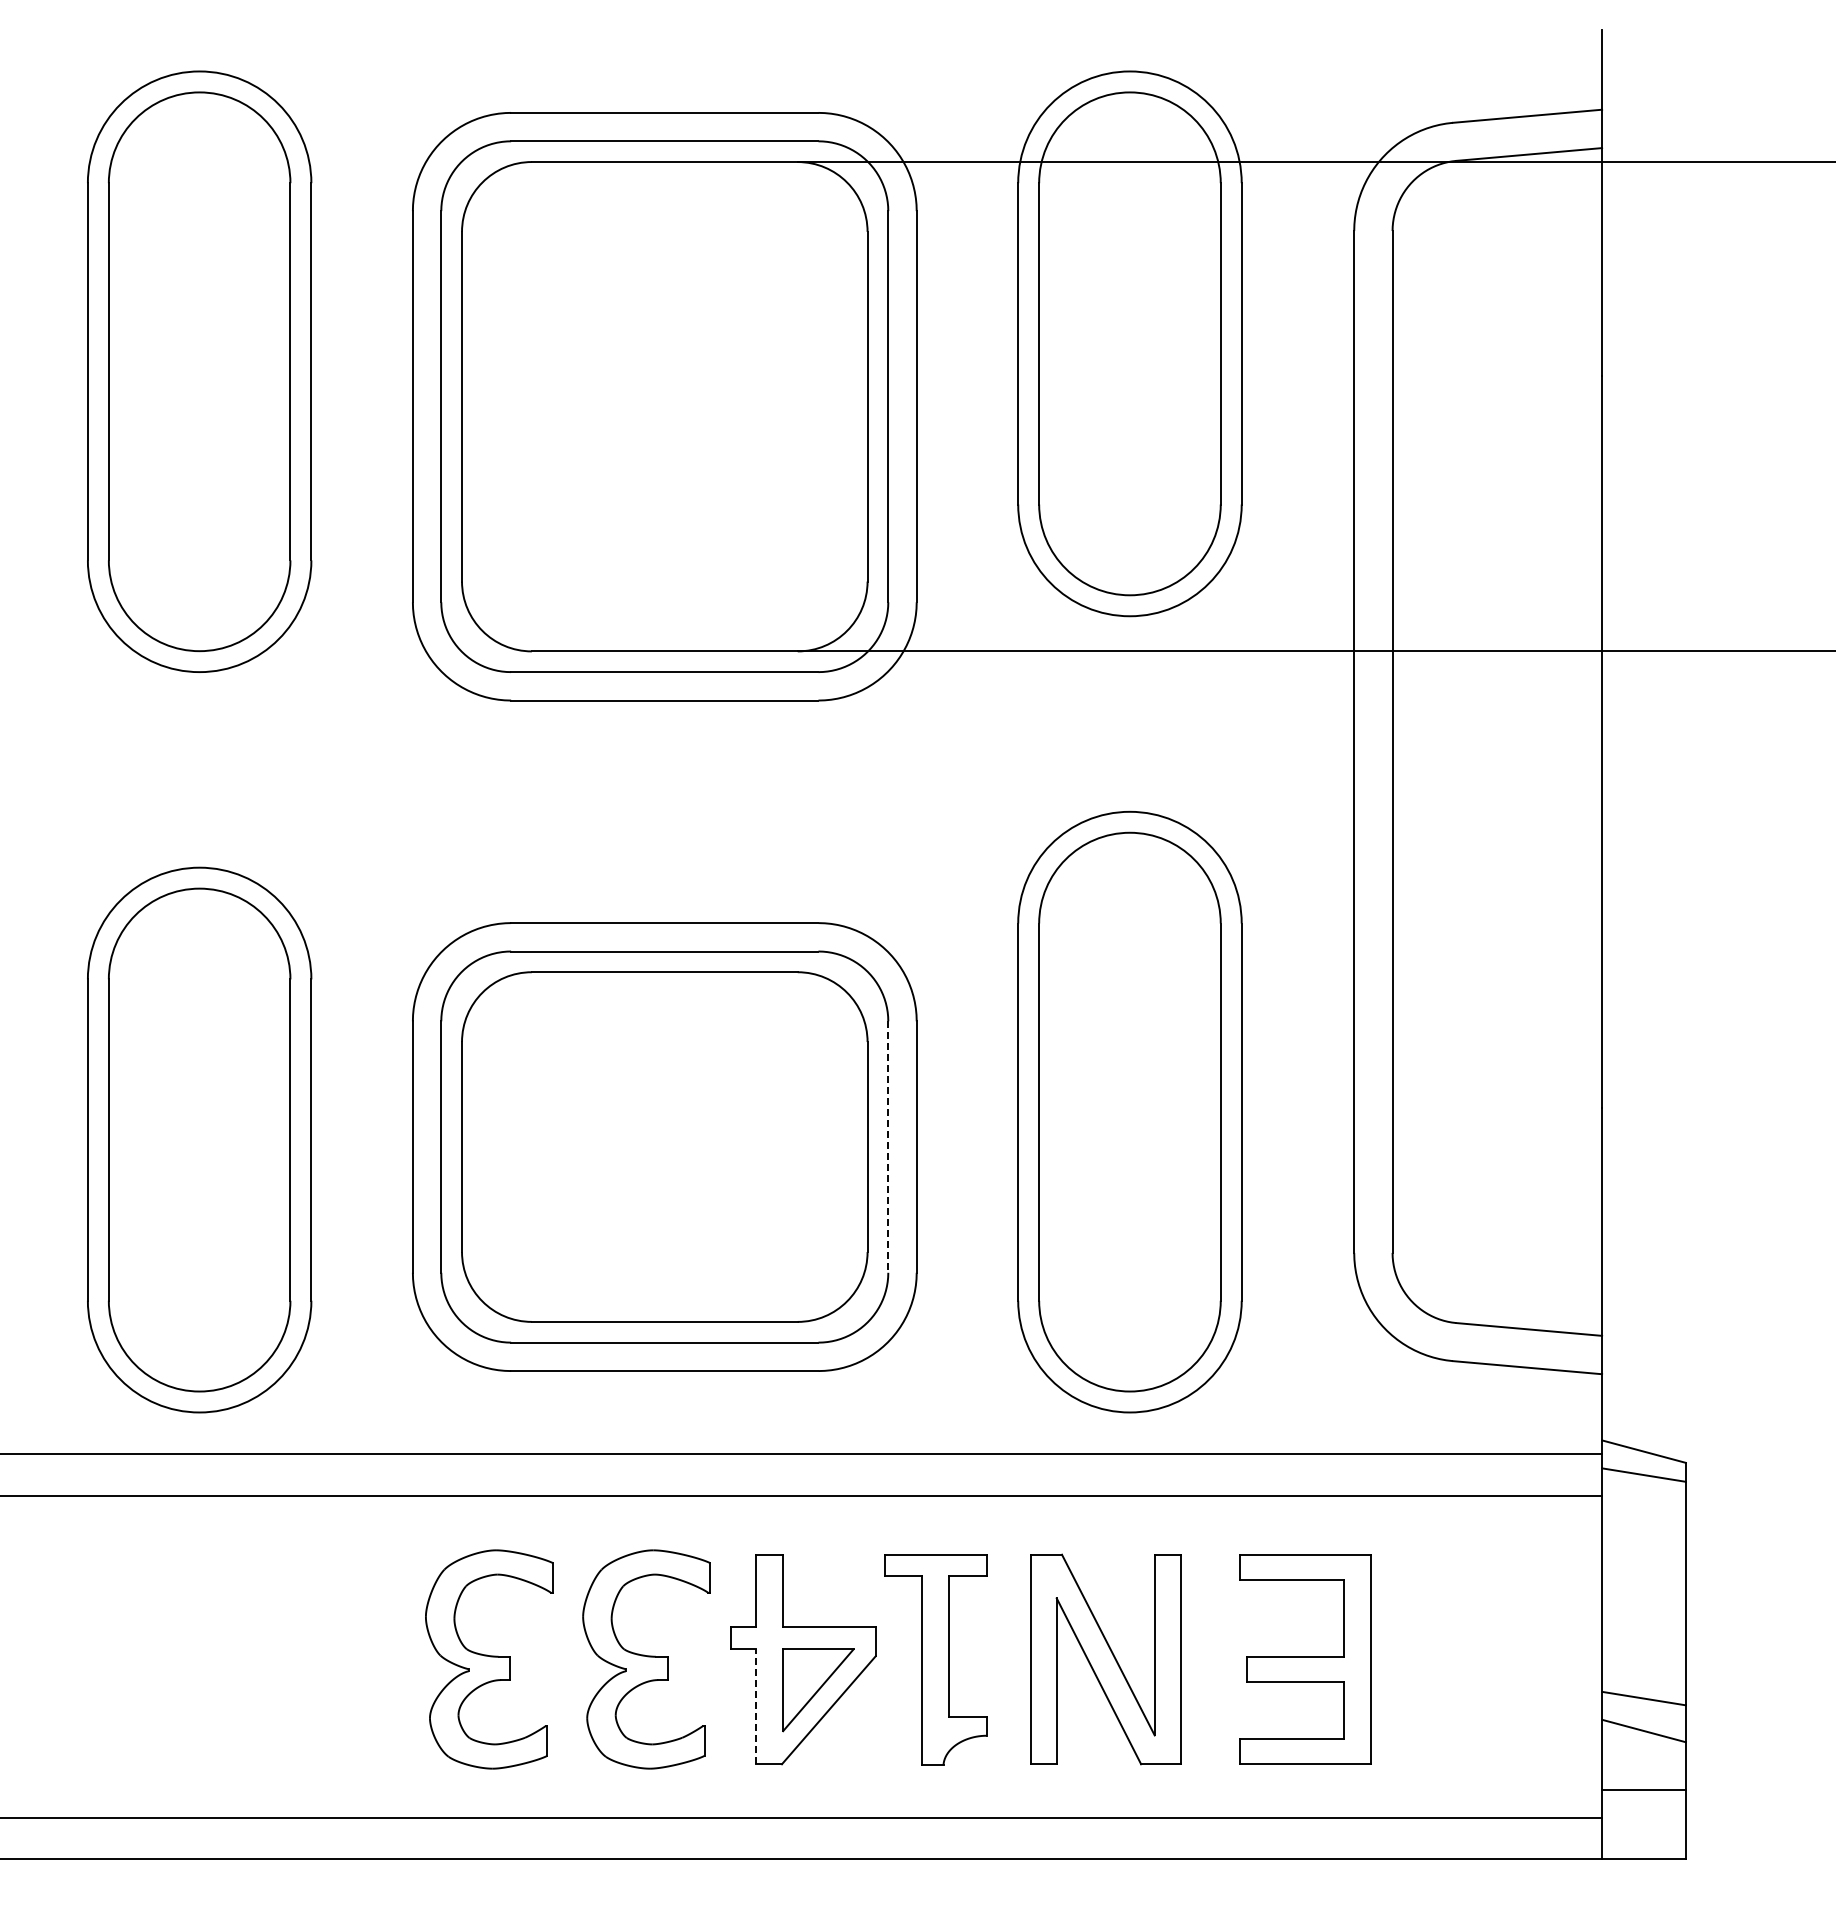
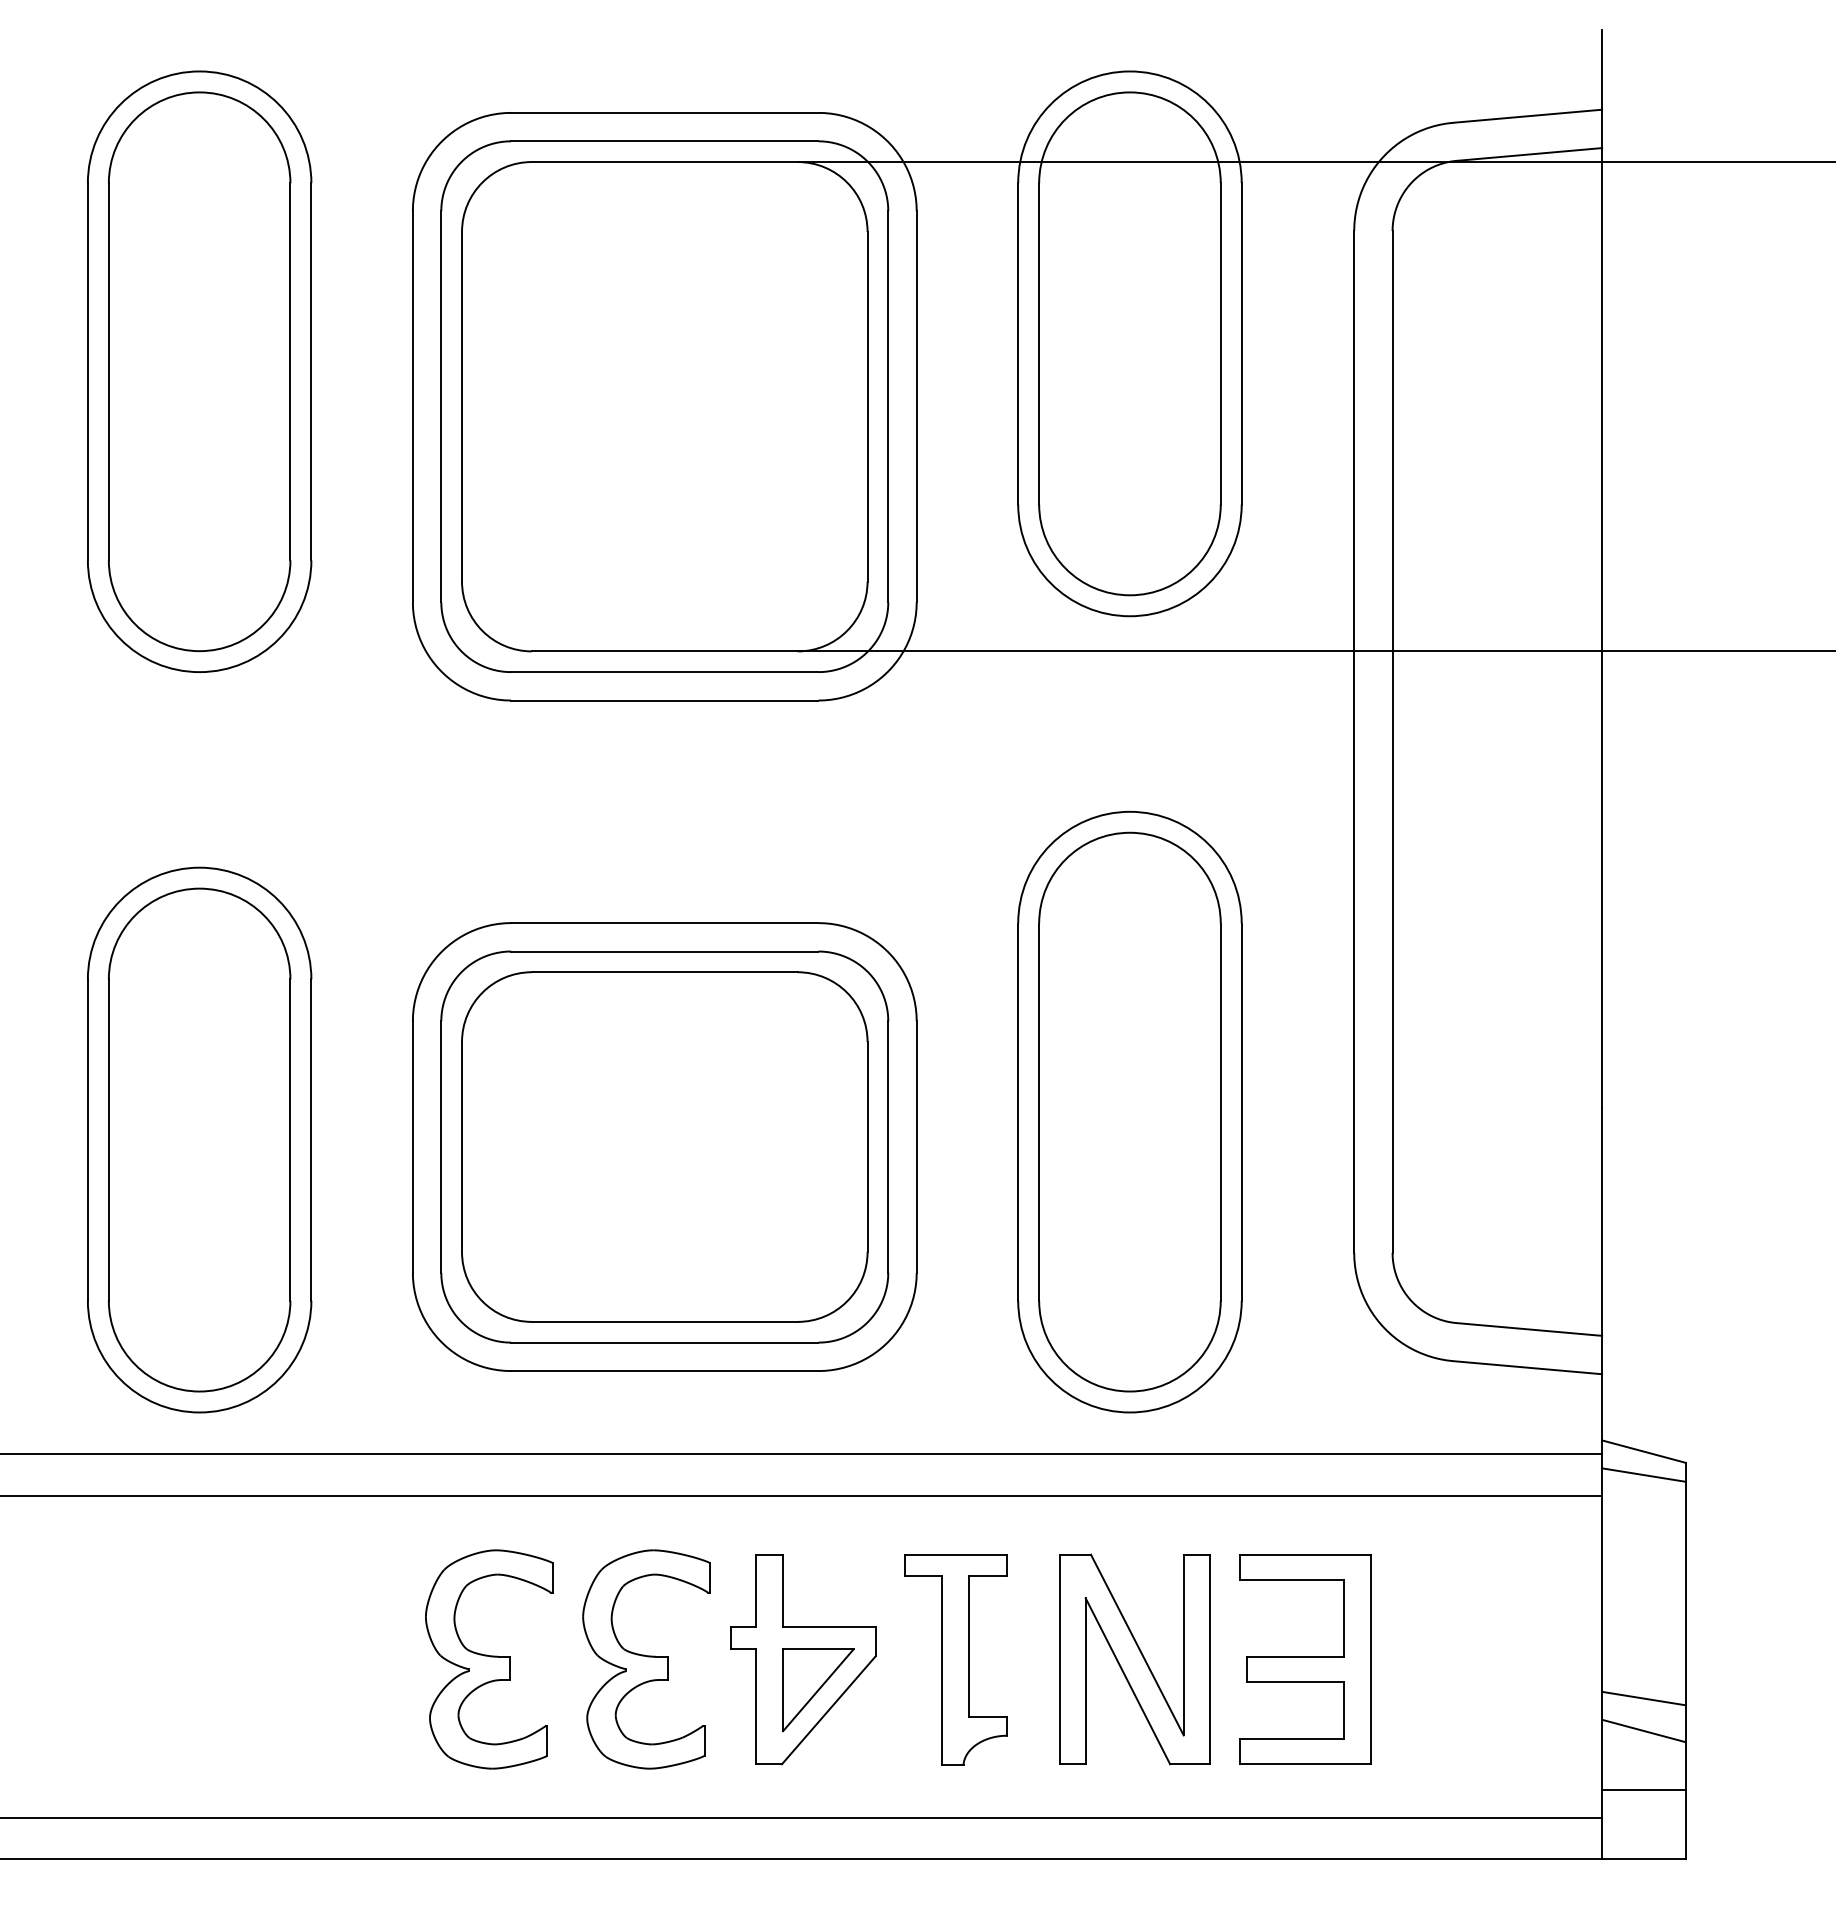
line: dashed -> solid (888, 1147)
part position: (935, 1659) -> (955, 1659) (955, 1659)
part position: (1105, 1659) -> (1134, 1659) (1134, 1659)
line: dashed -> solid (756, 1706)
